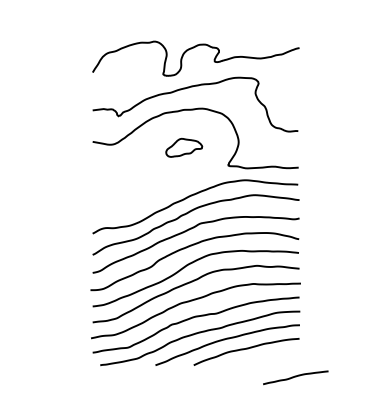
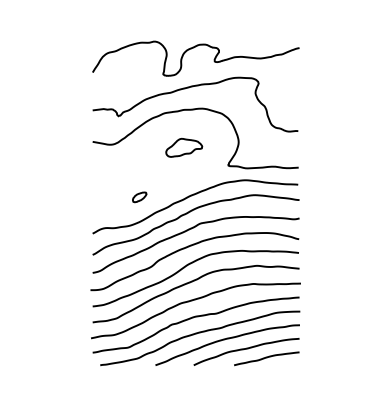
part: none -> present (139, 197)
curve position: (295, 377) -> (266, 358) (266, 358)
